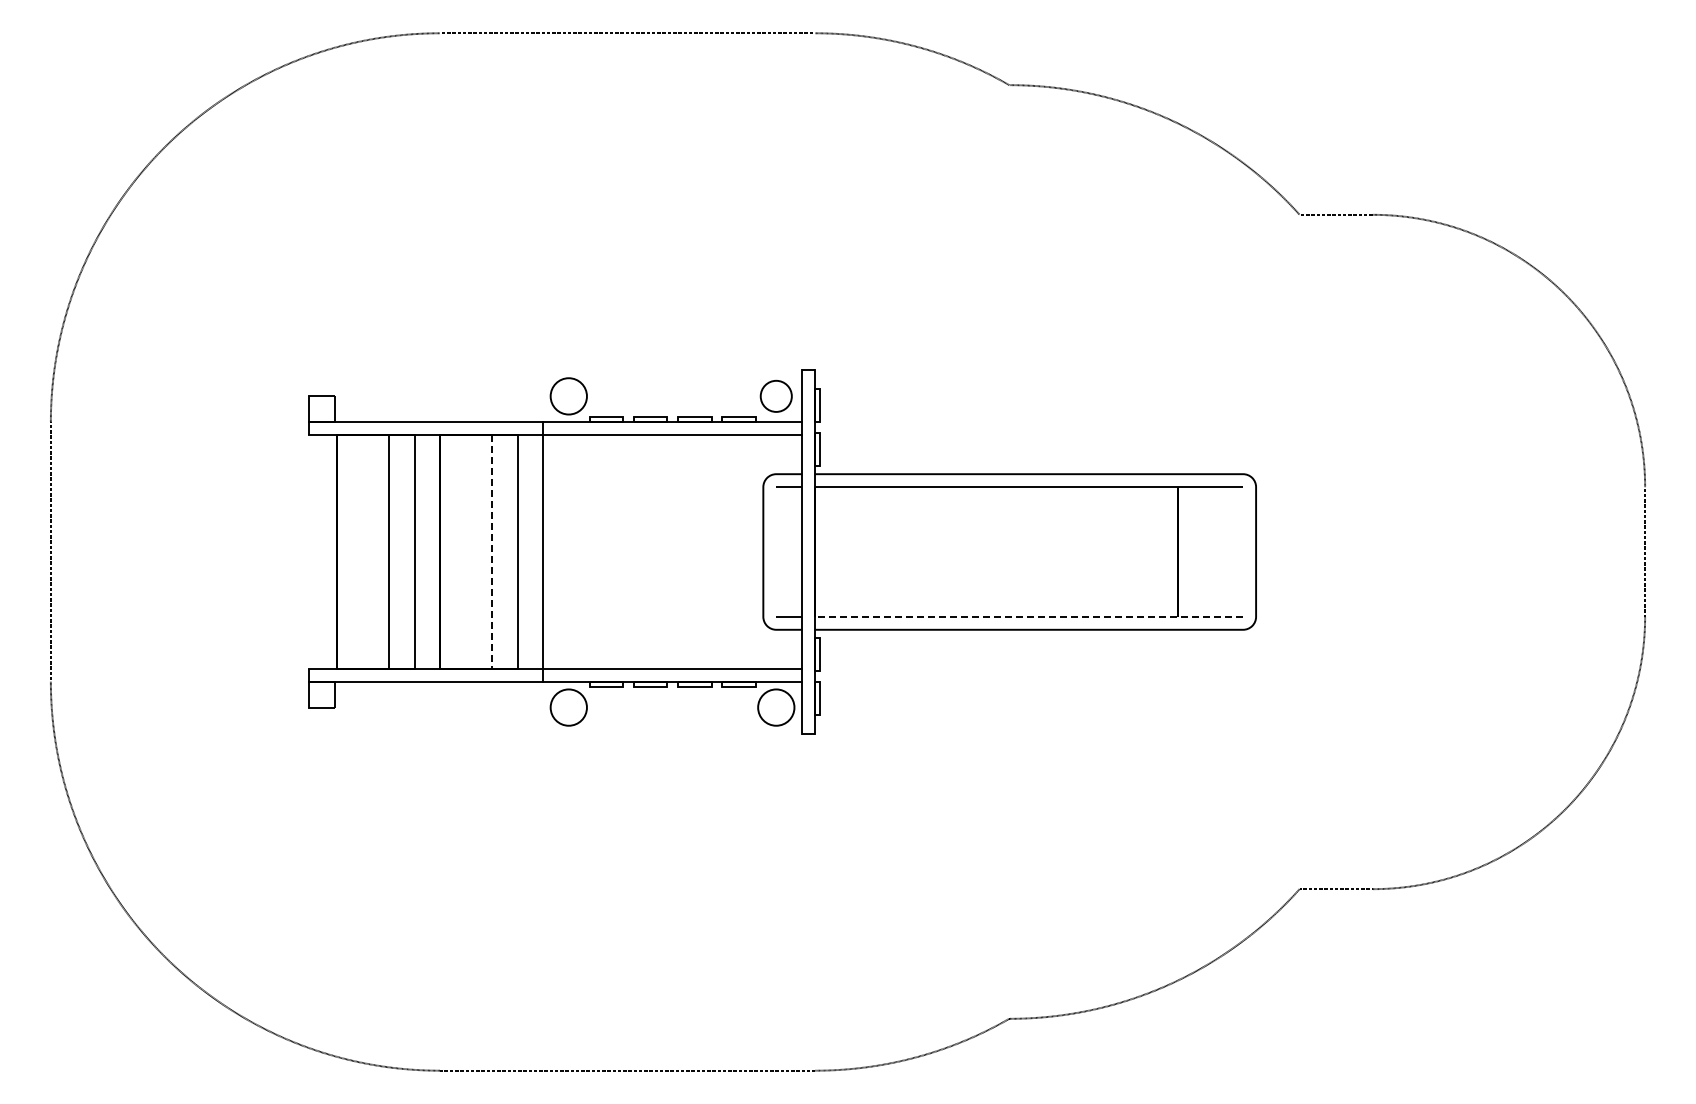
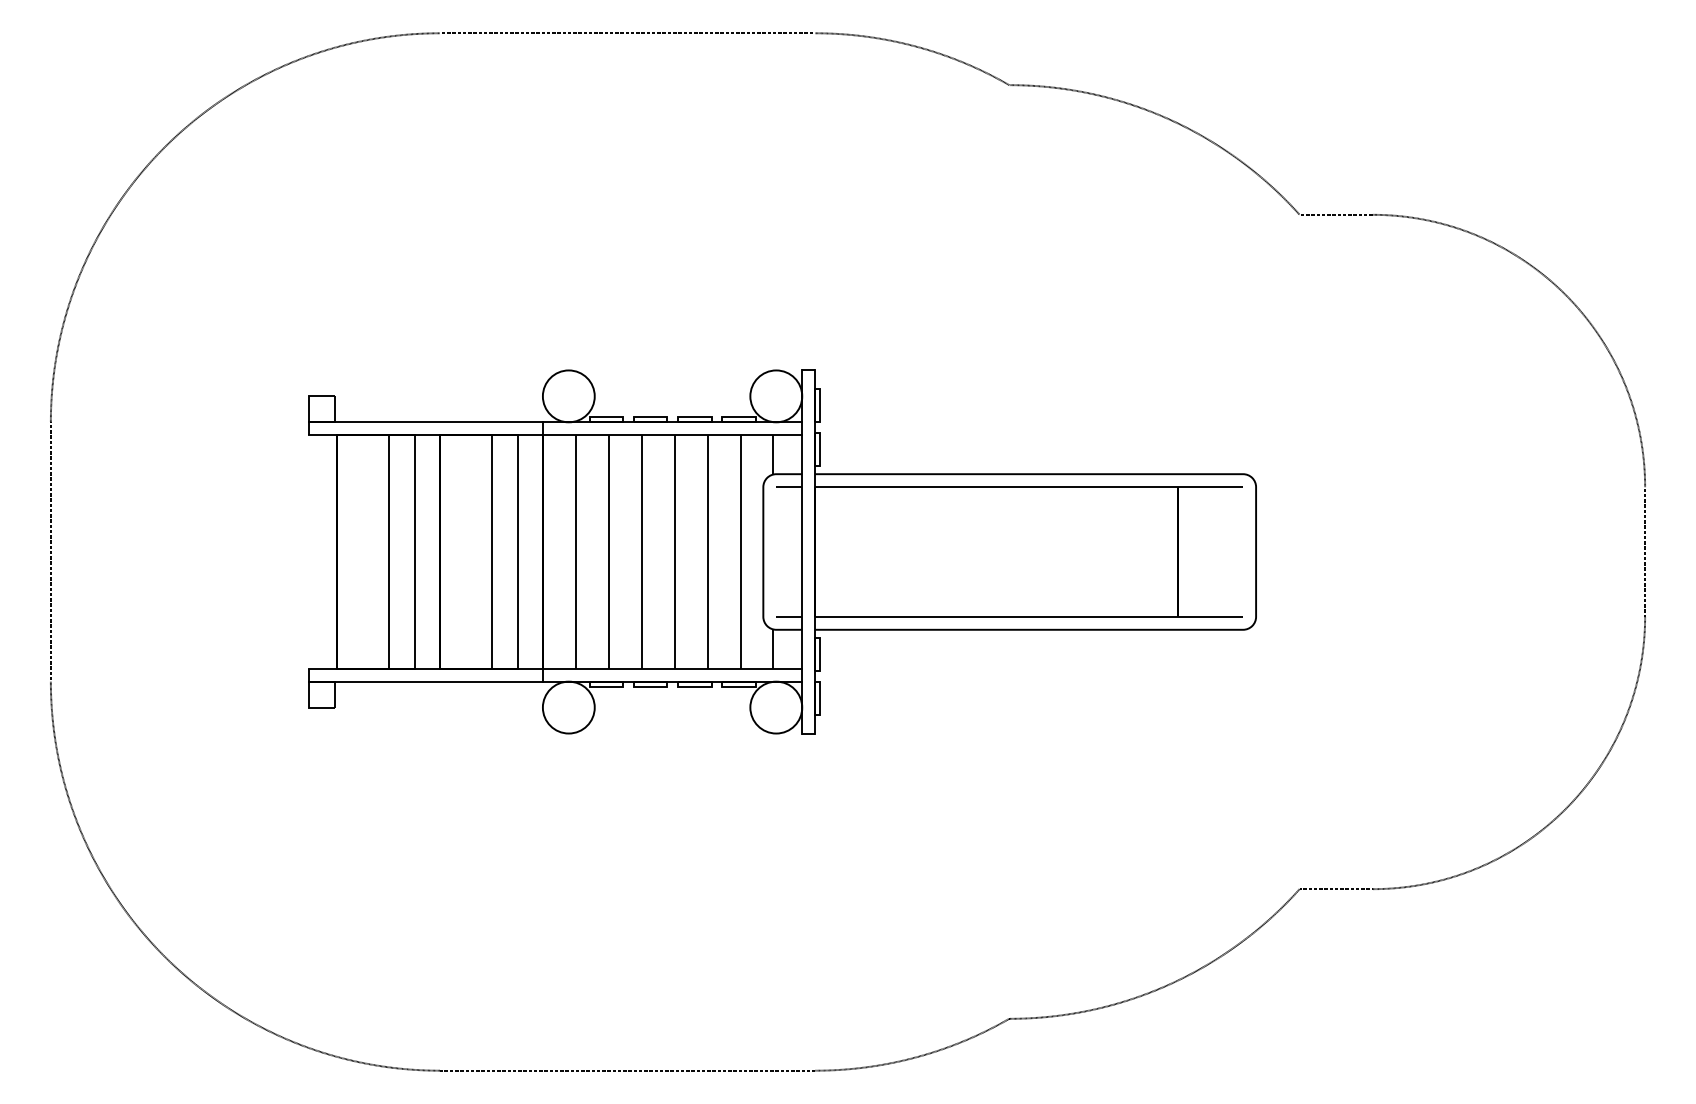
circle diameter: 31 px -> 52 px (776, 396)
circle diameter: 36 px -> 52 px (568, 396)
hatch: none -> present (657, 551)
line: dashed -> solid (491, 552)
line: dashed -> solid (1029, 616)
circle diameter: 36 px -> 52 px (568, 707)
circle diameter: 36 px -> 52 px (776, 707)
